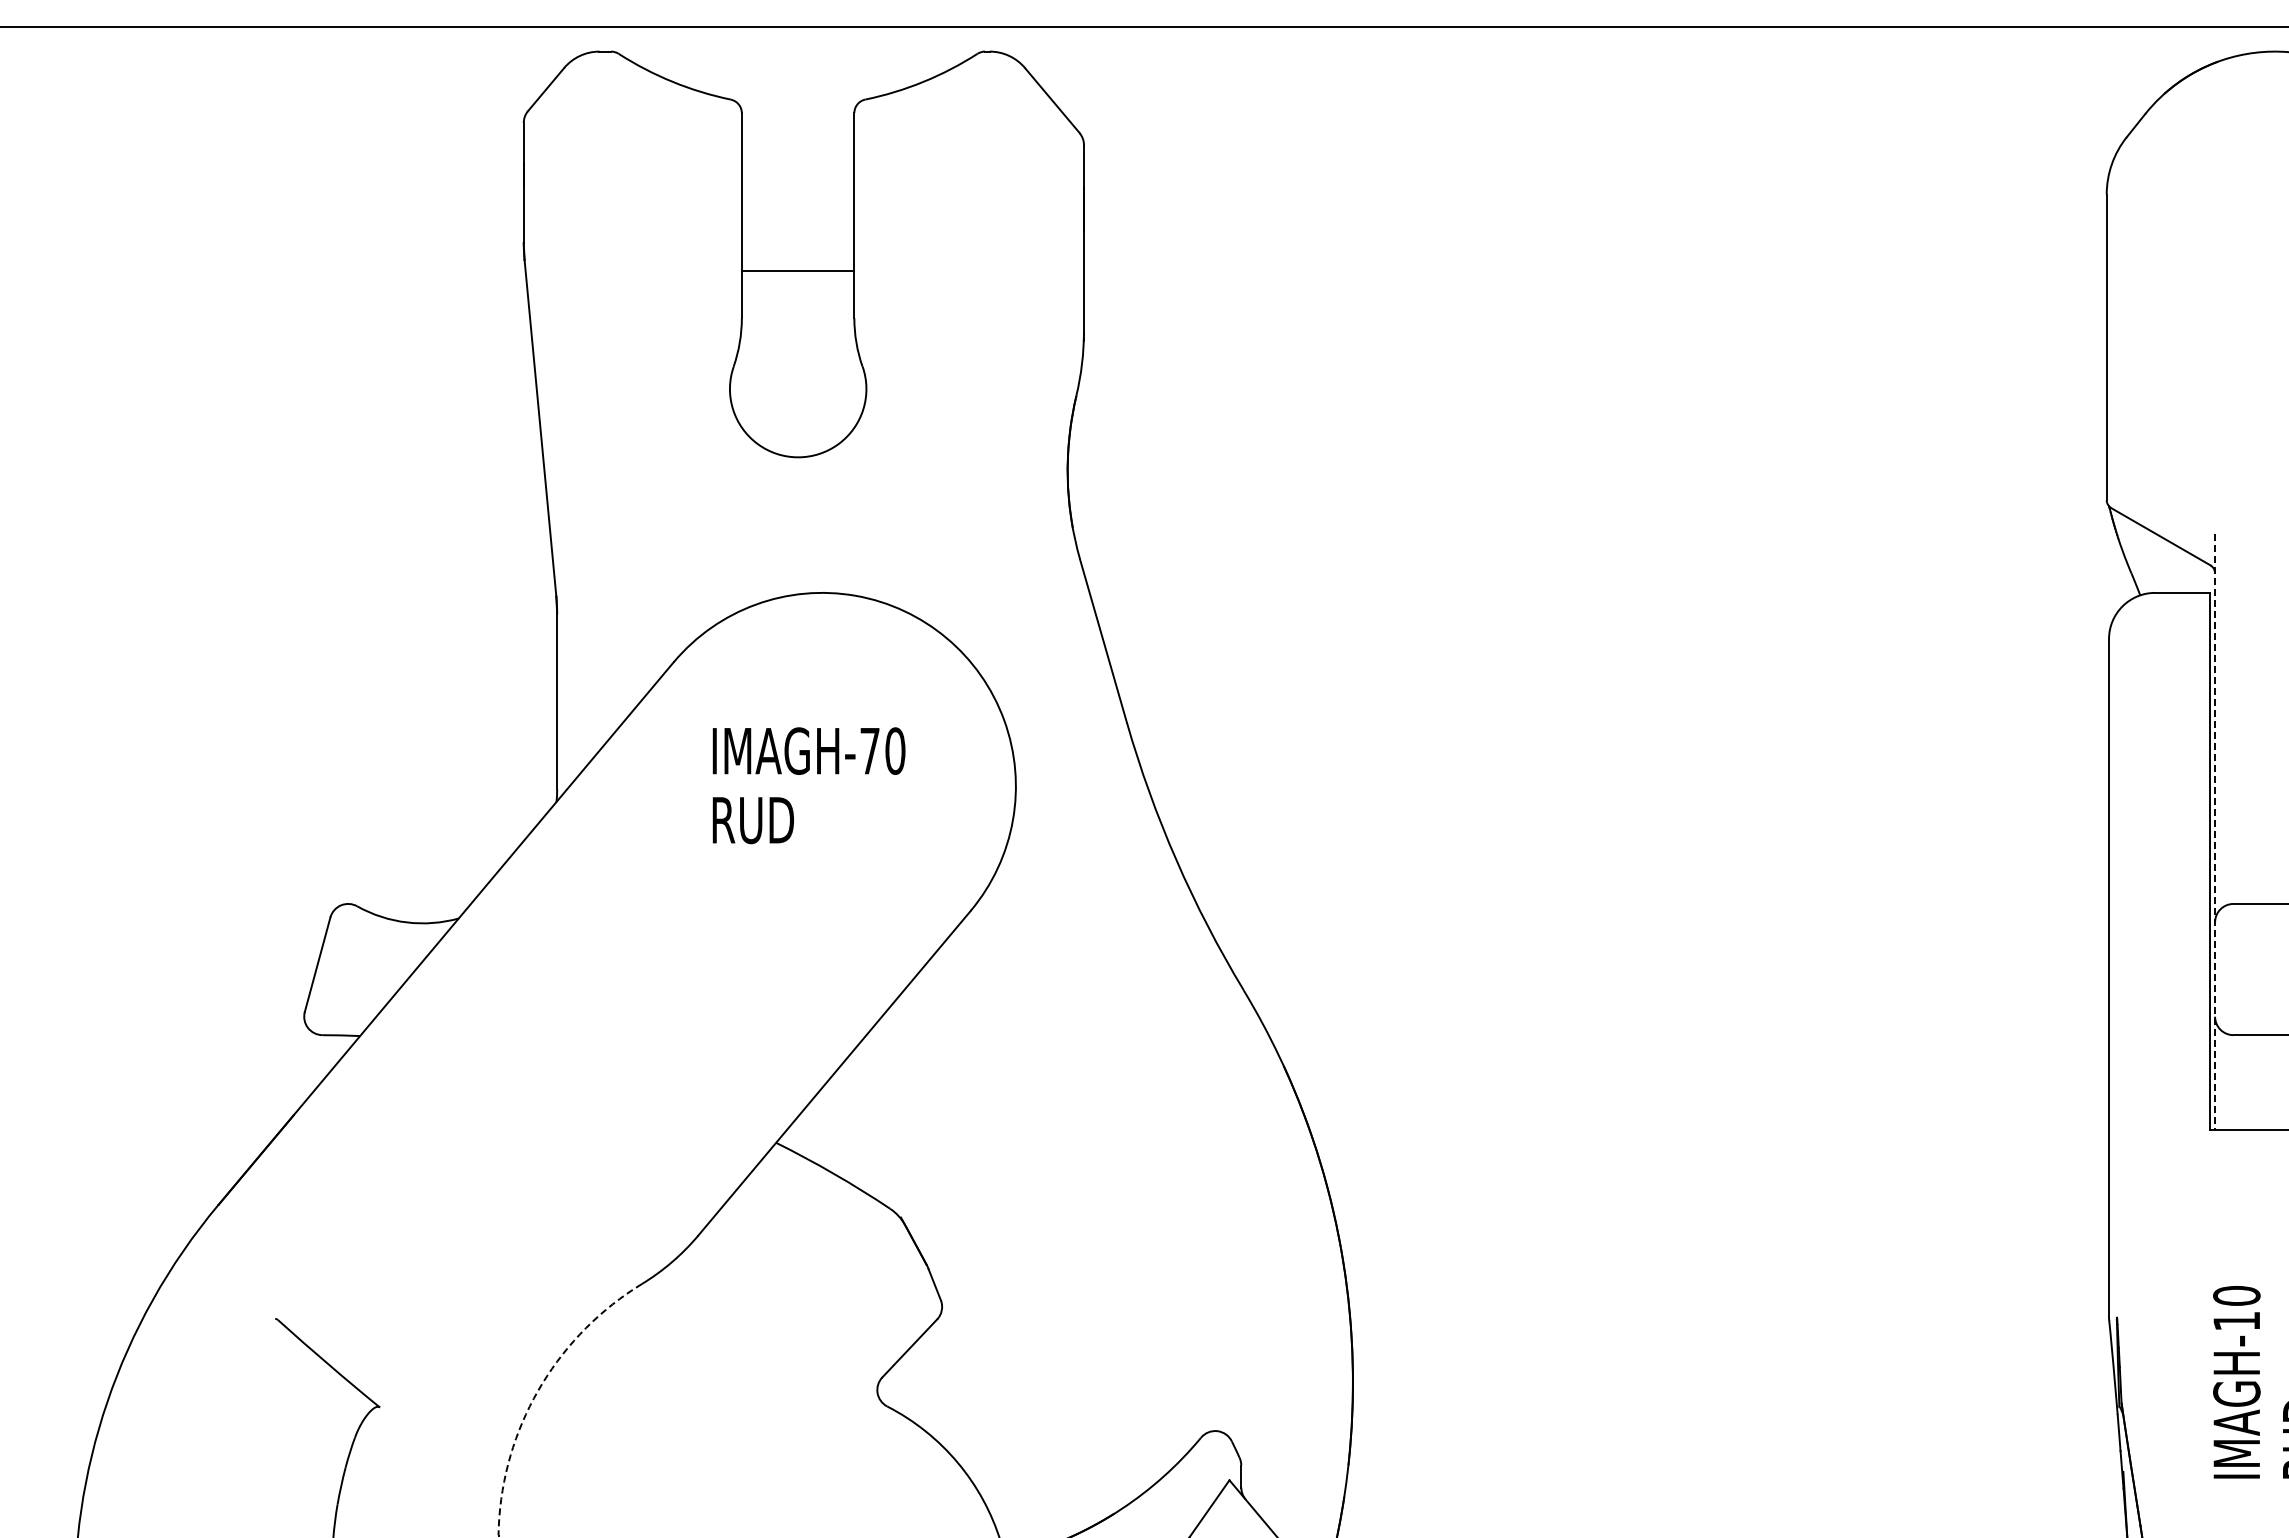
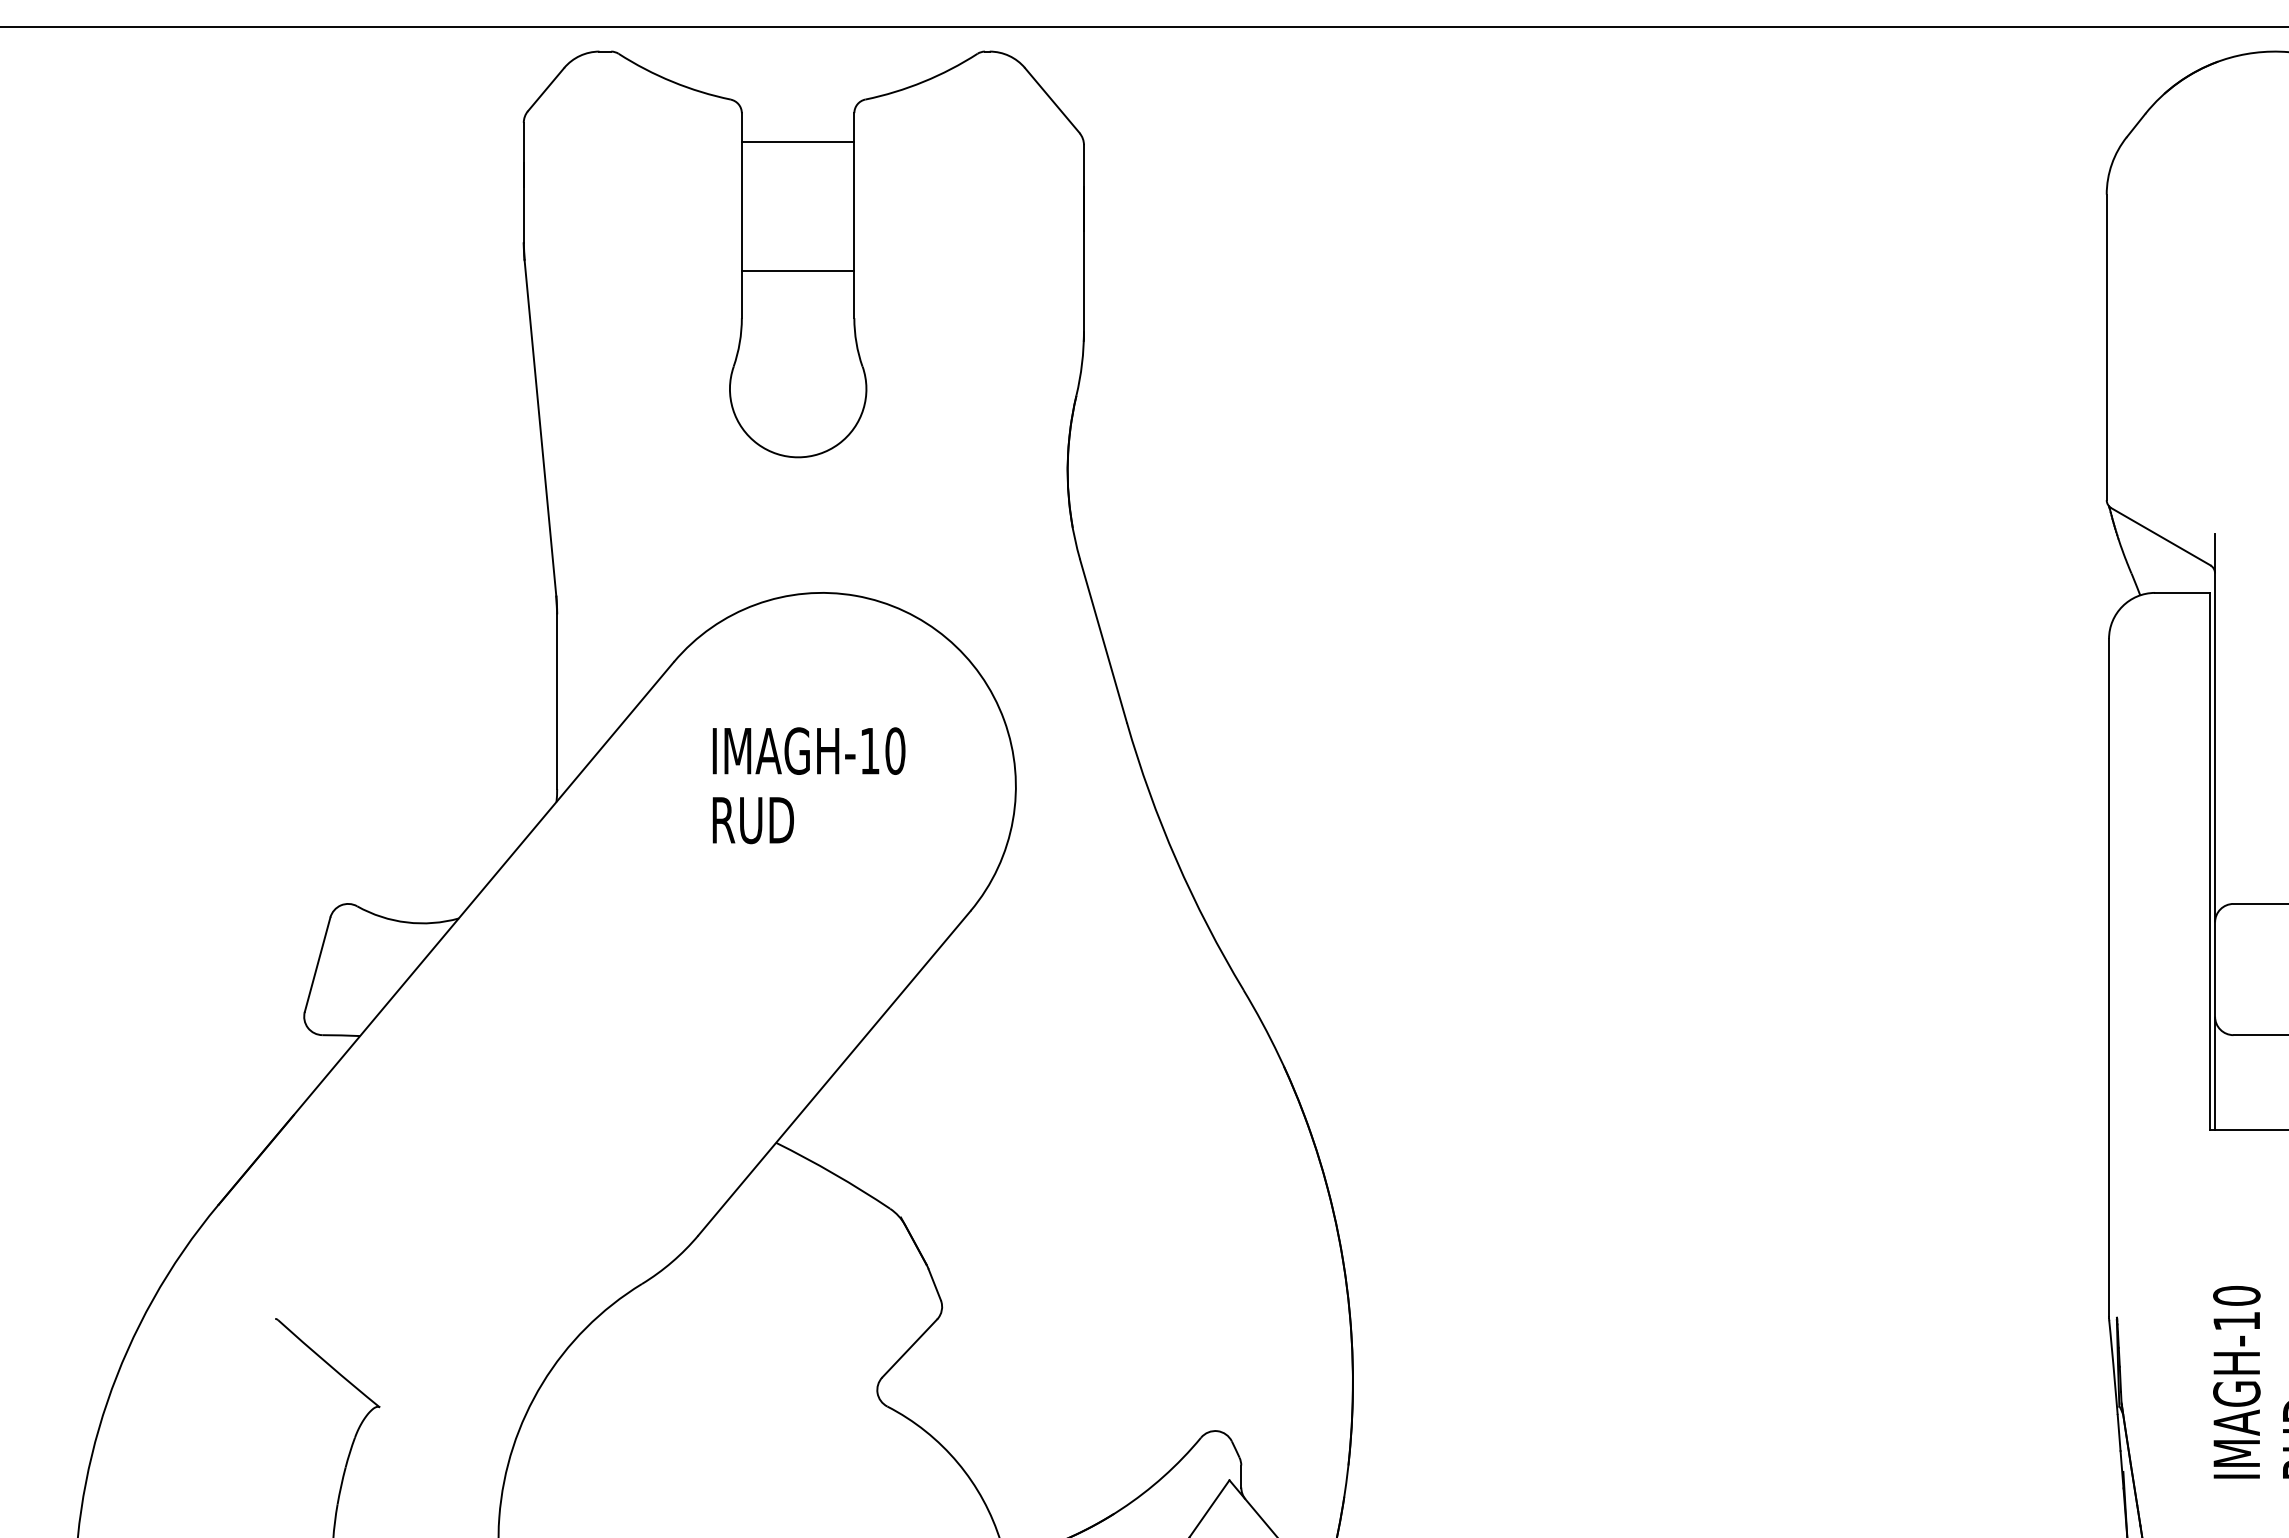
line: none -> present (797, 141)
text: IMAGH-70 -> IMAGH-10 (869, 751)
line: dashed -> solid (2215, 832)
arc: dashed -> solid (537, 1392)
